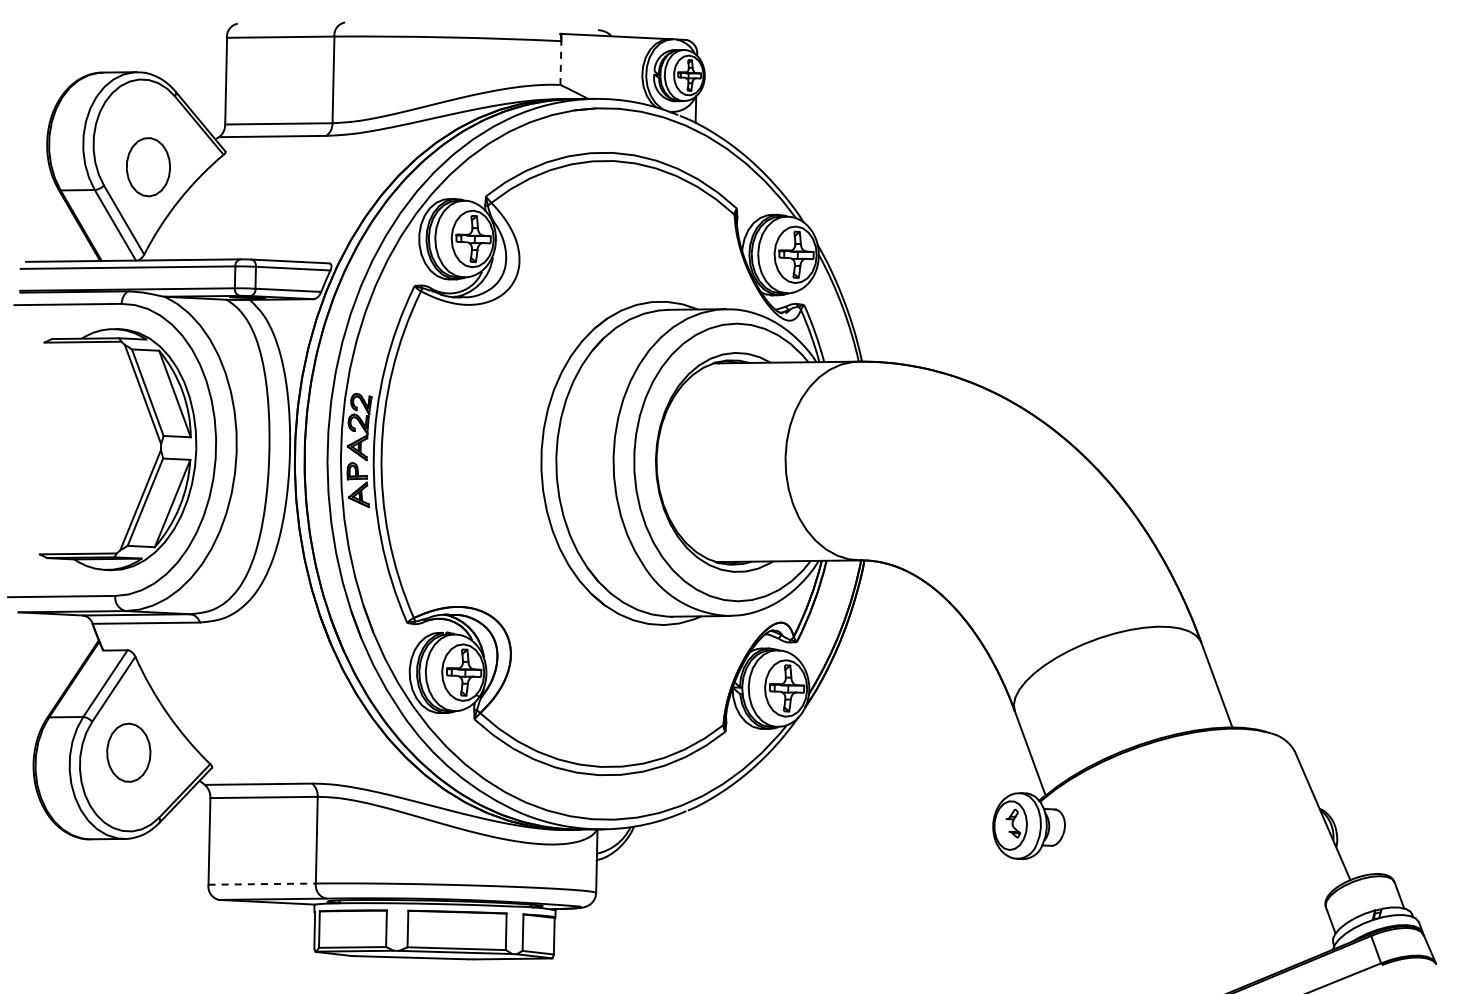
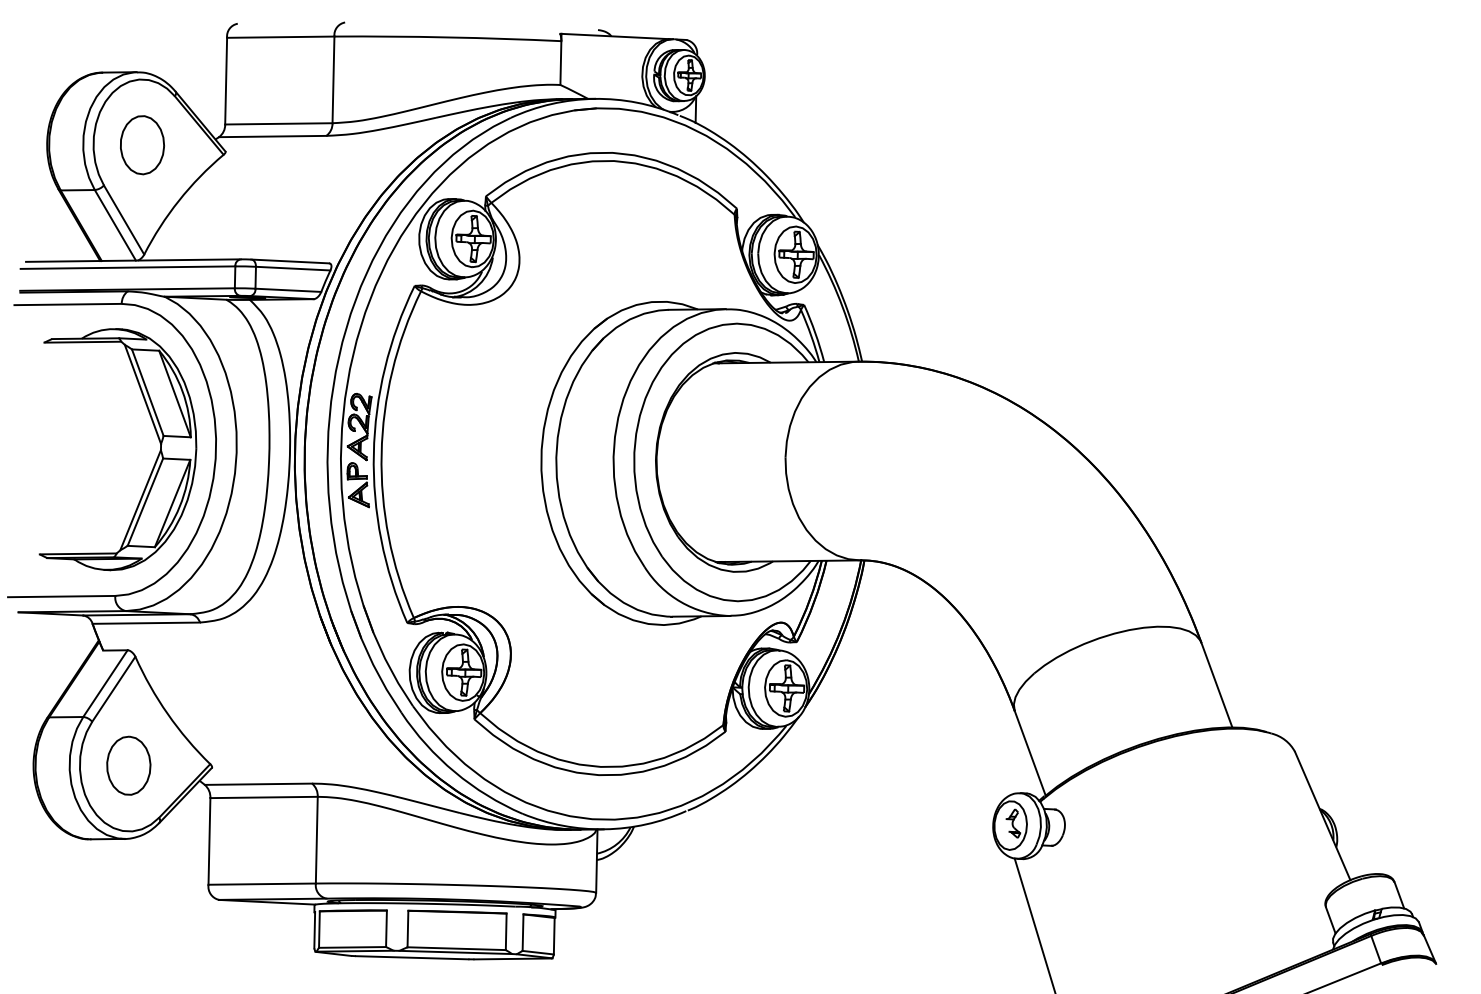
line: dashed -> solid (560, 63)
part position: (148, 167) -> (142, 145) (142, 145)
part position: (128, 752) -> (128, 765) (128, 765)
line: dashed -> solid (262, 884)
line: none -> present (1034, 924)
